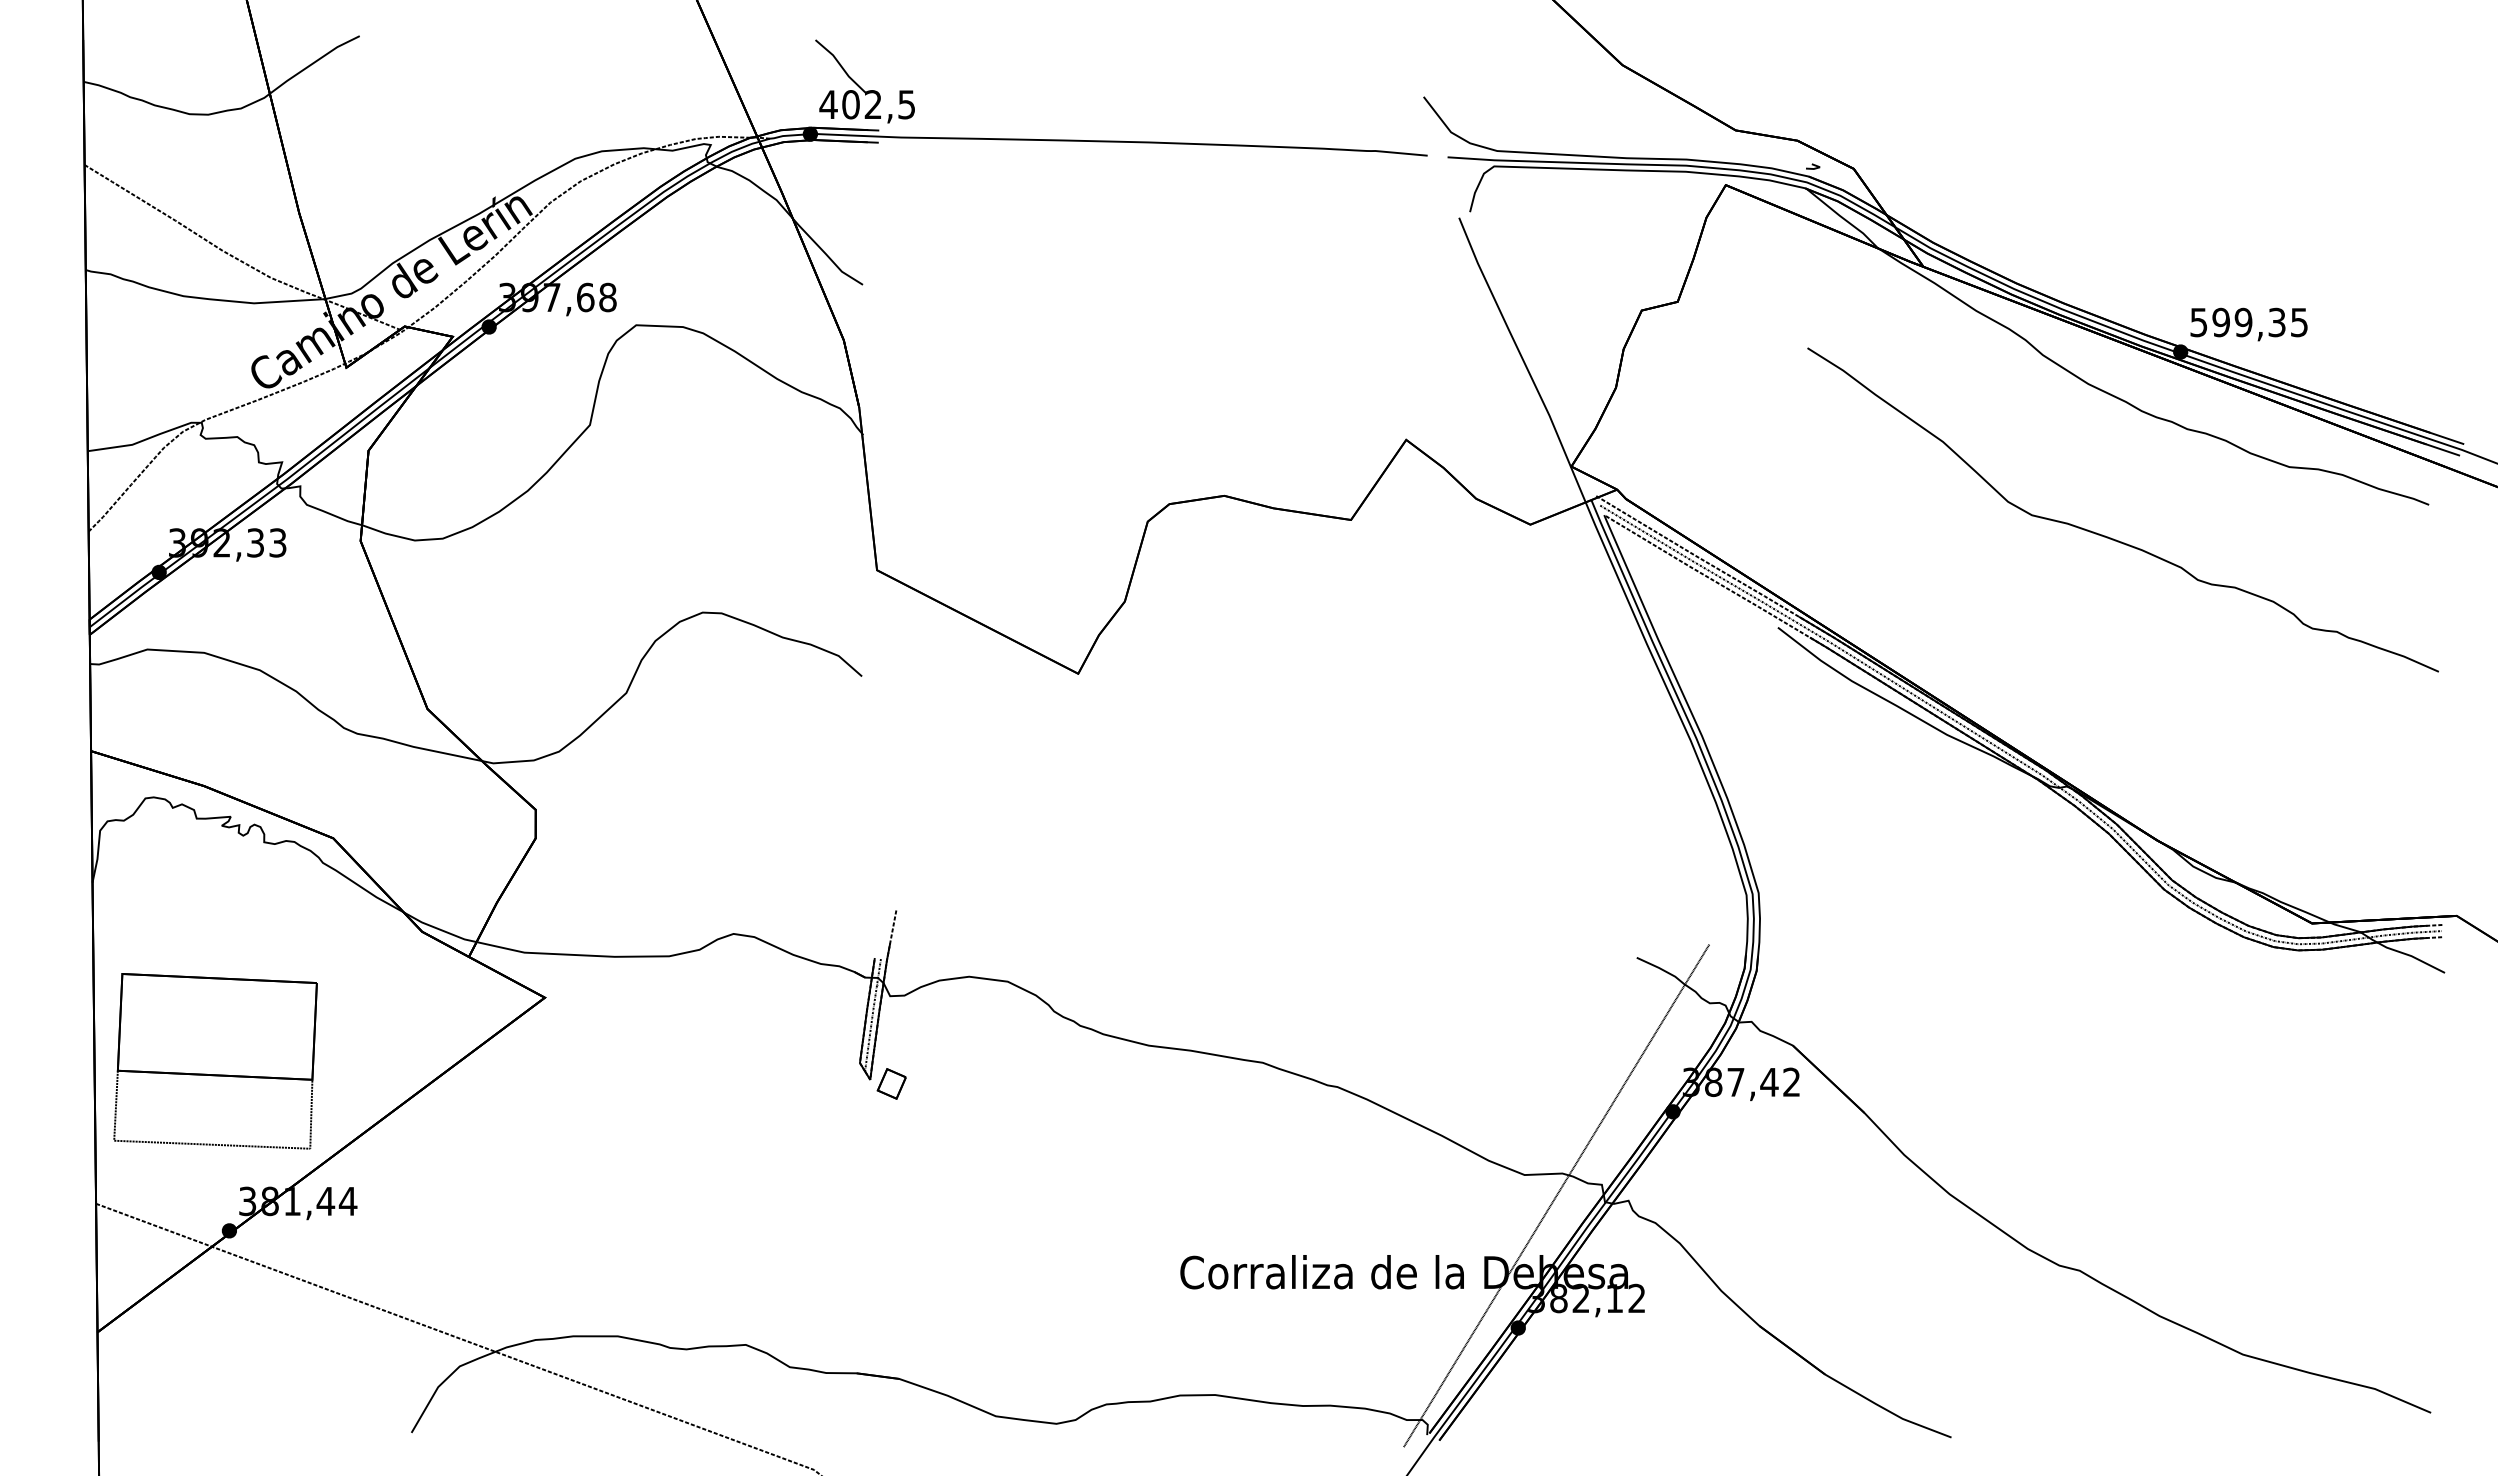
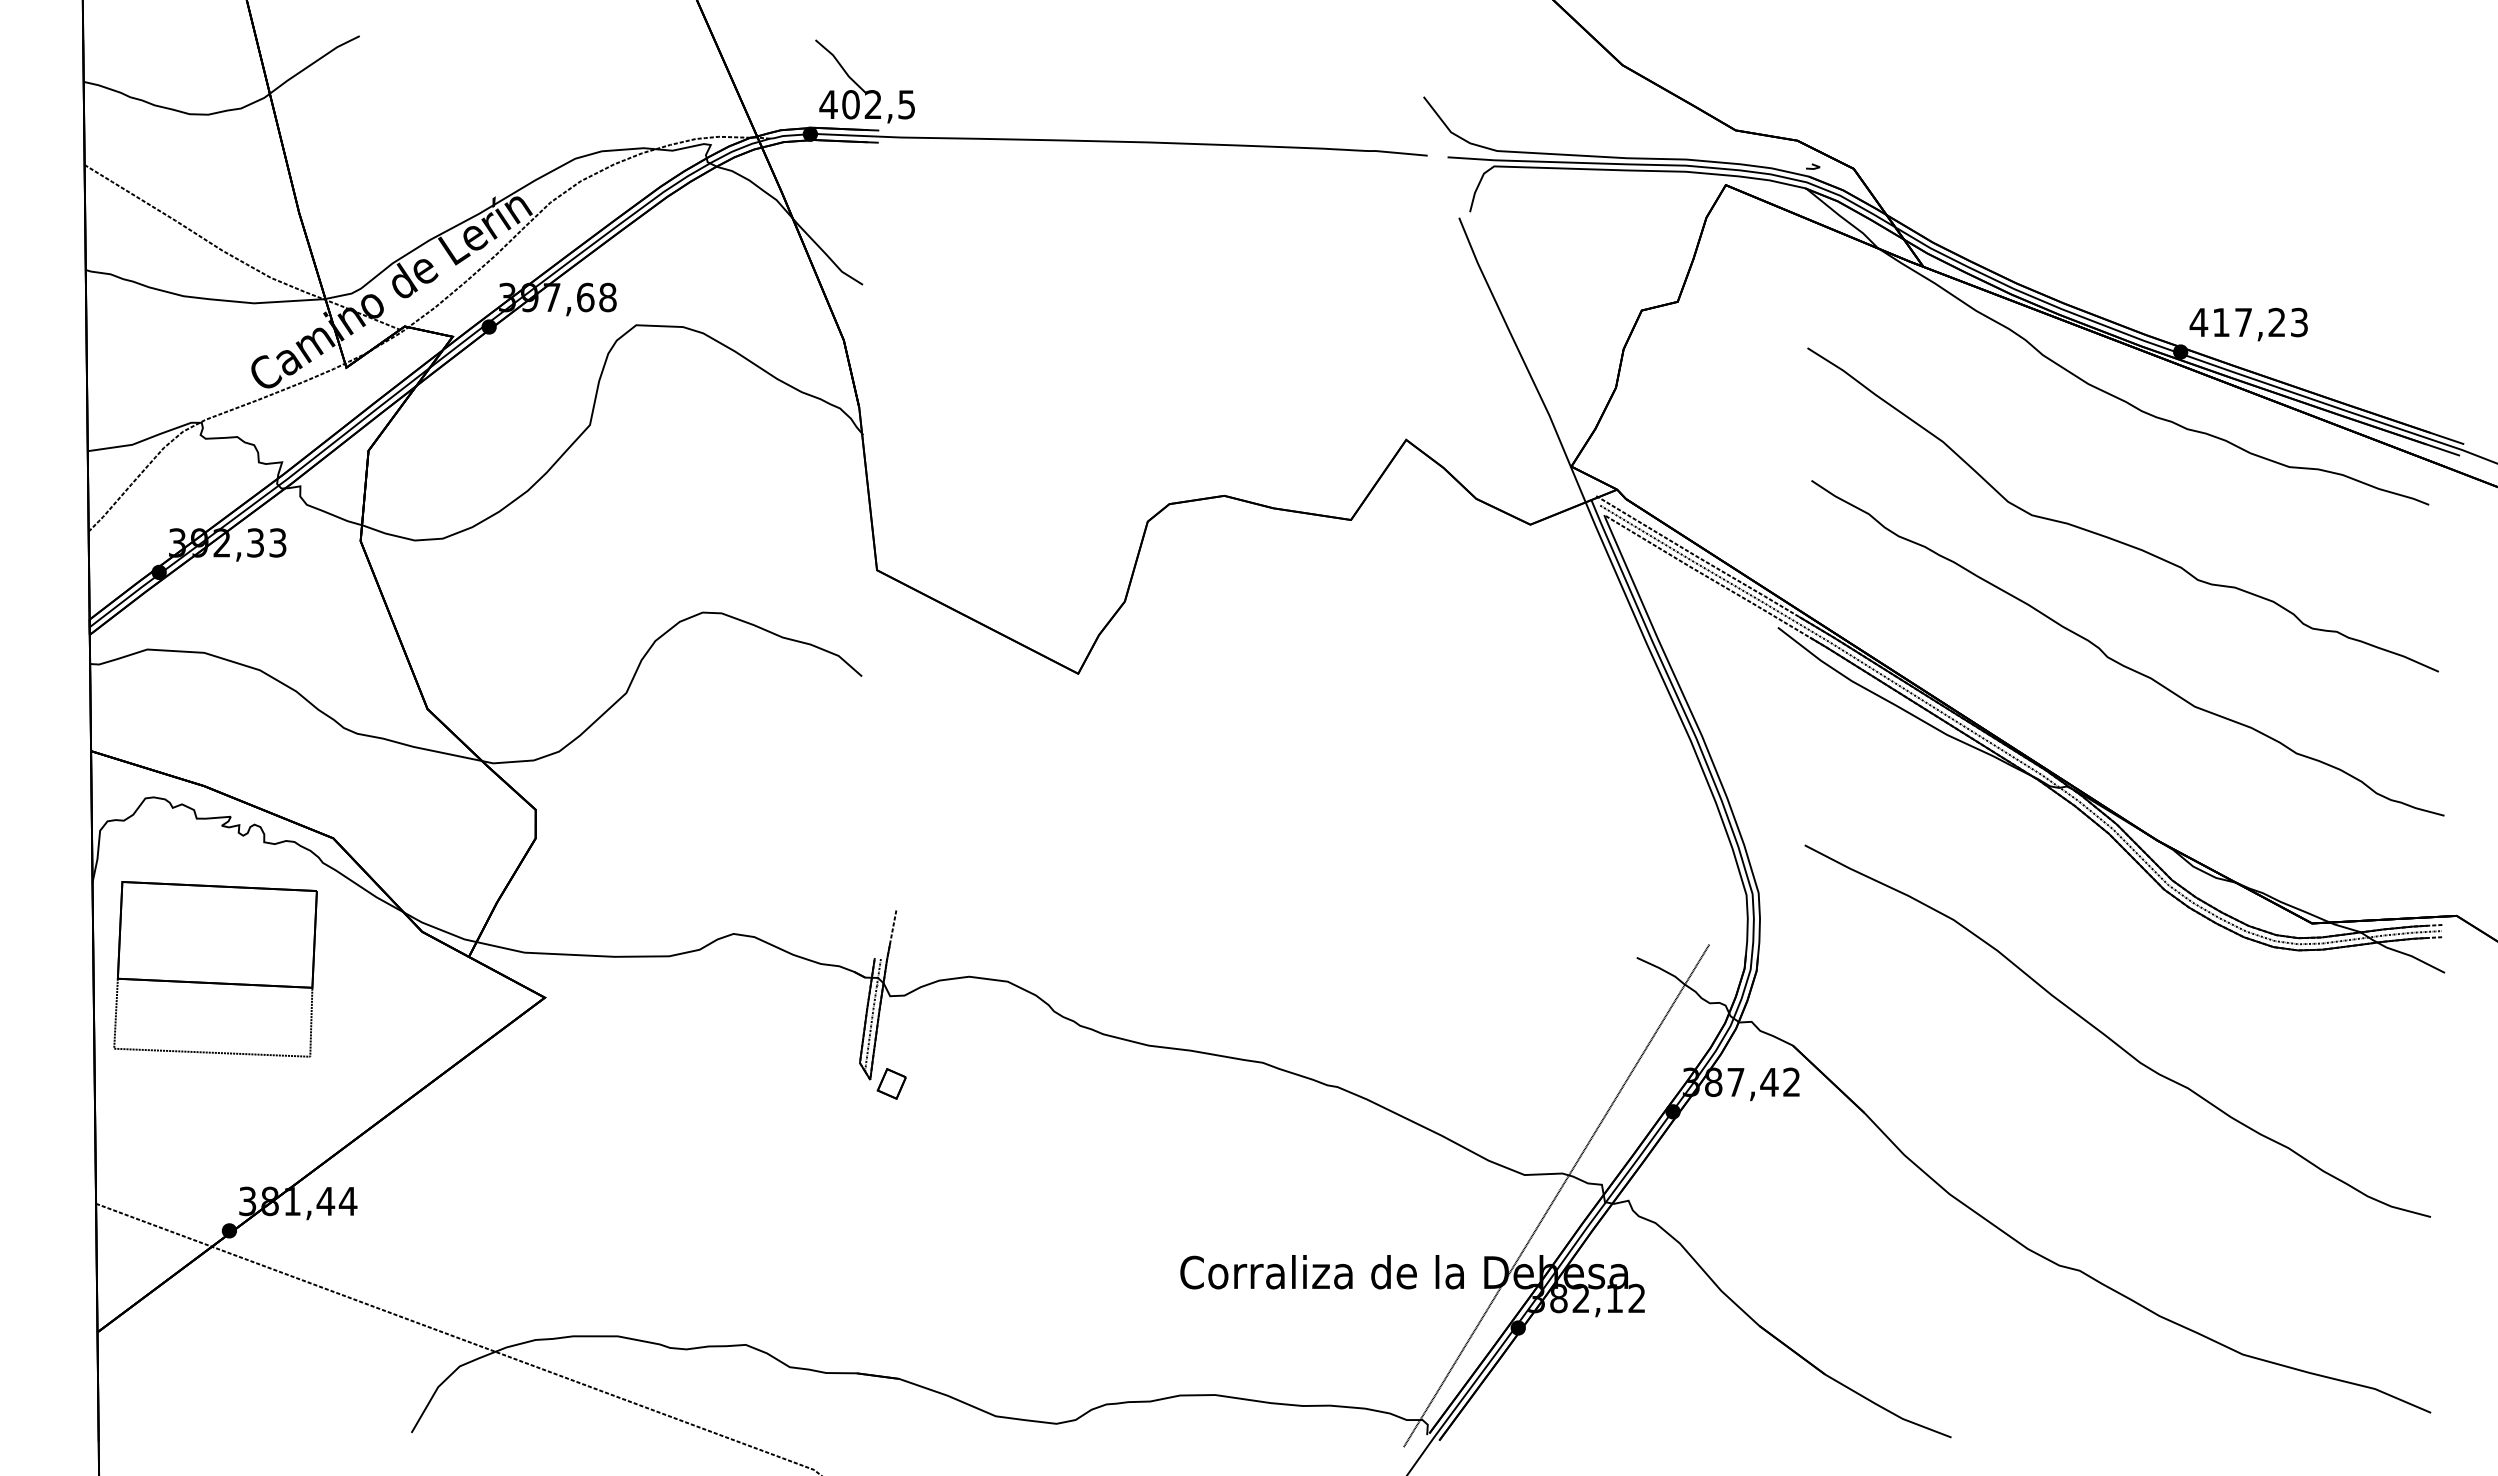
text: 599,35 -> 417,23 (2248, 322)
curve: none -> present (2119, 662)
part: none -> present (2112, 1039)
part position: (215, 1061) -> (215, 969) (215, 969)
